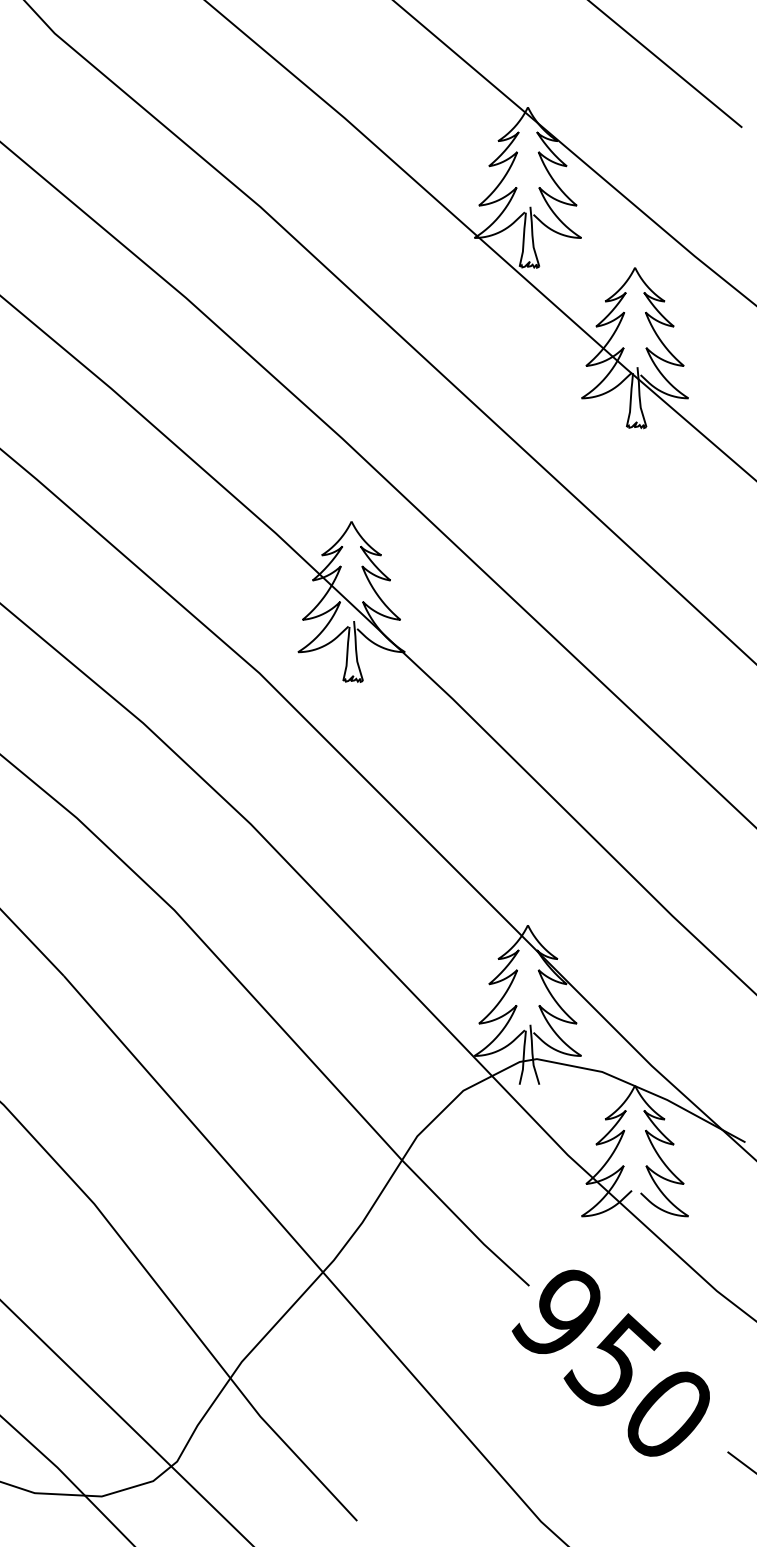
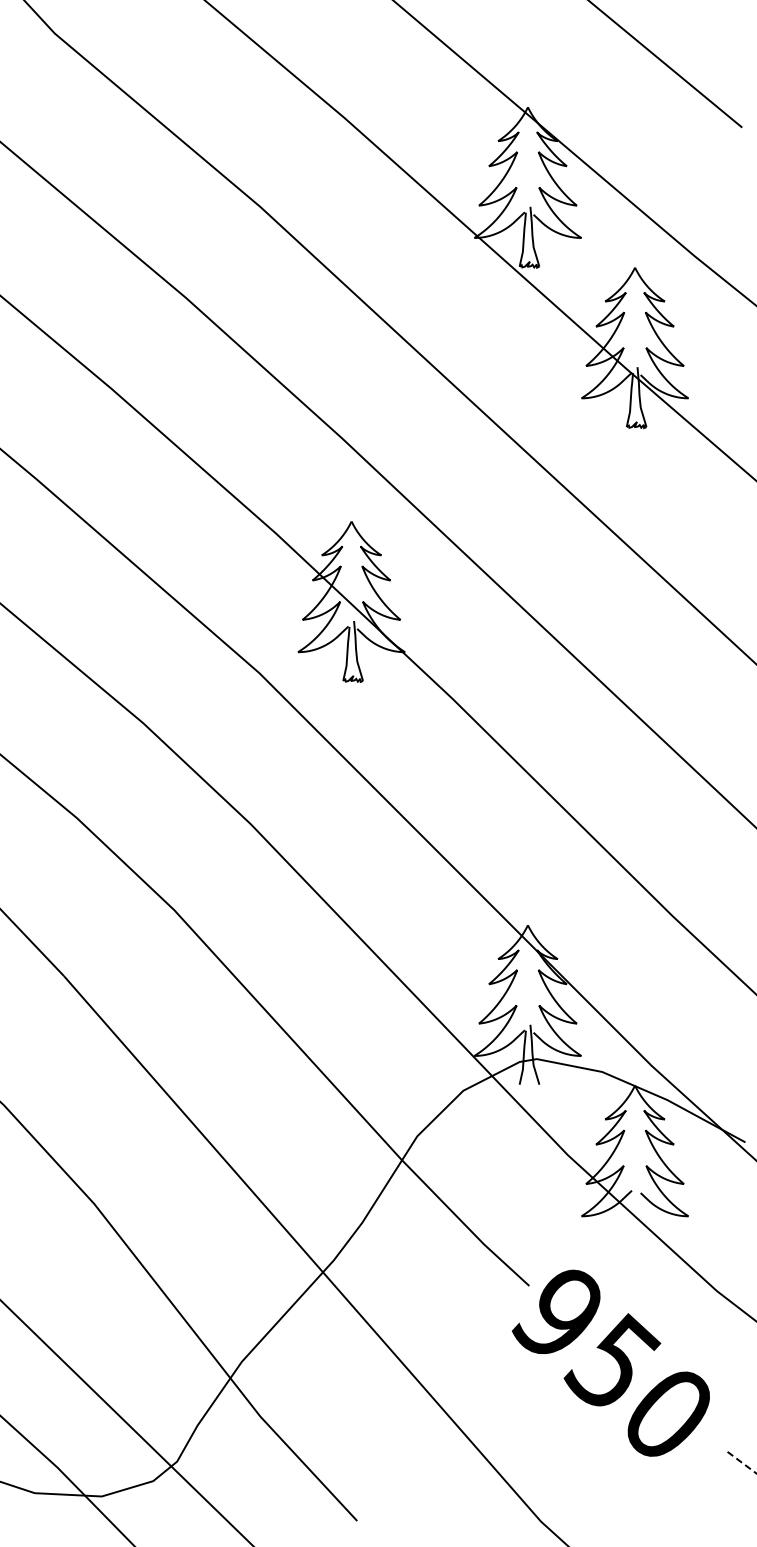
line: solid -> dashed (742, 1463)
